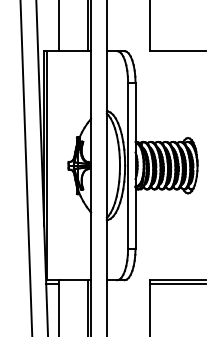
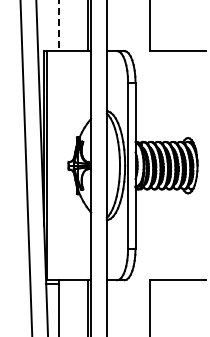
line: solid -> dashed (59, 26)
line: present -> none (178, 284)
